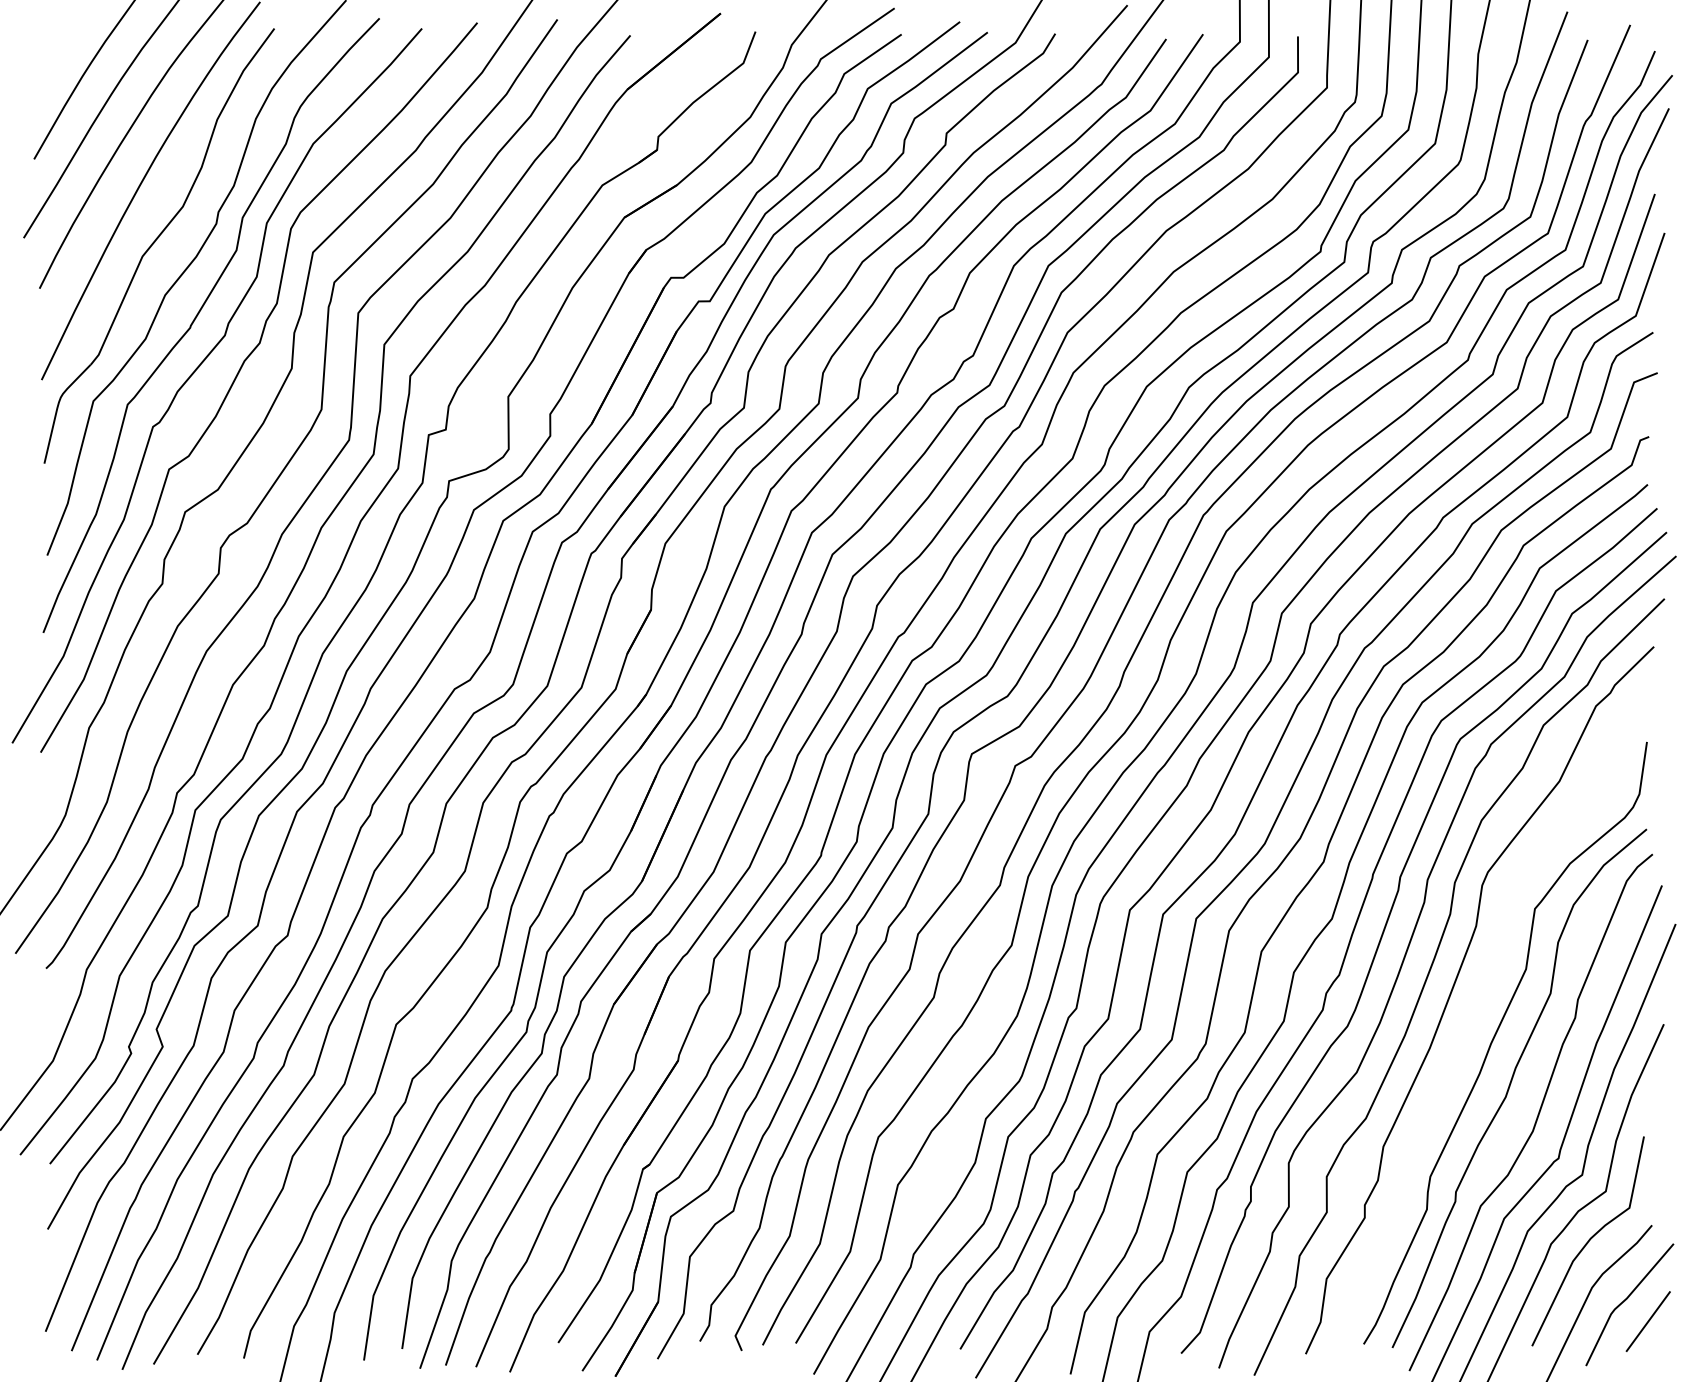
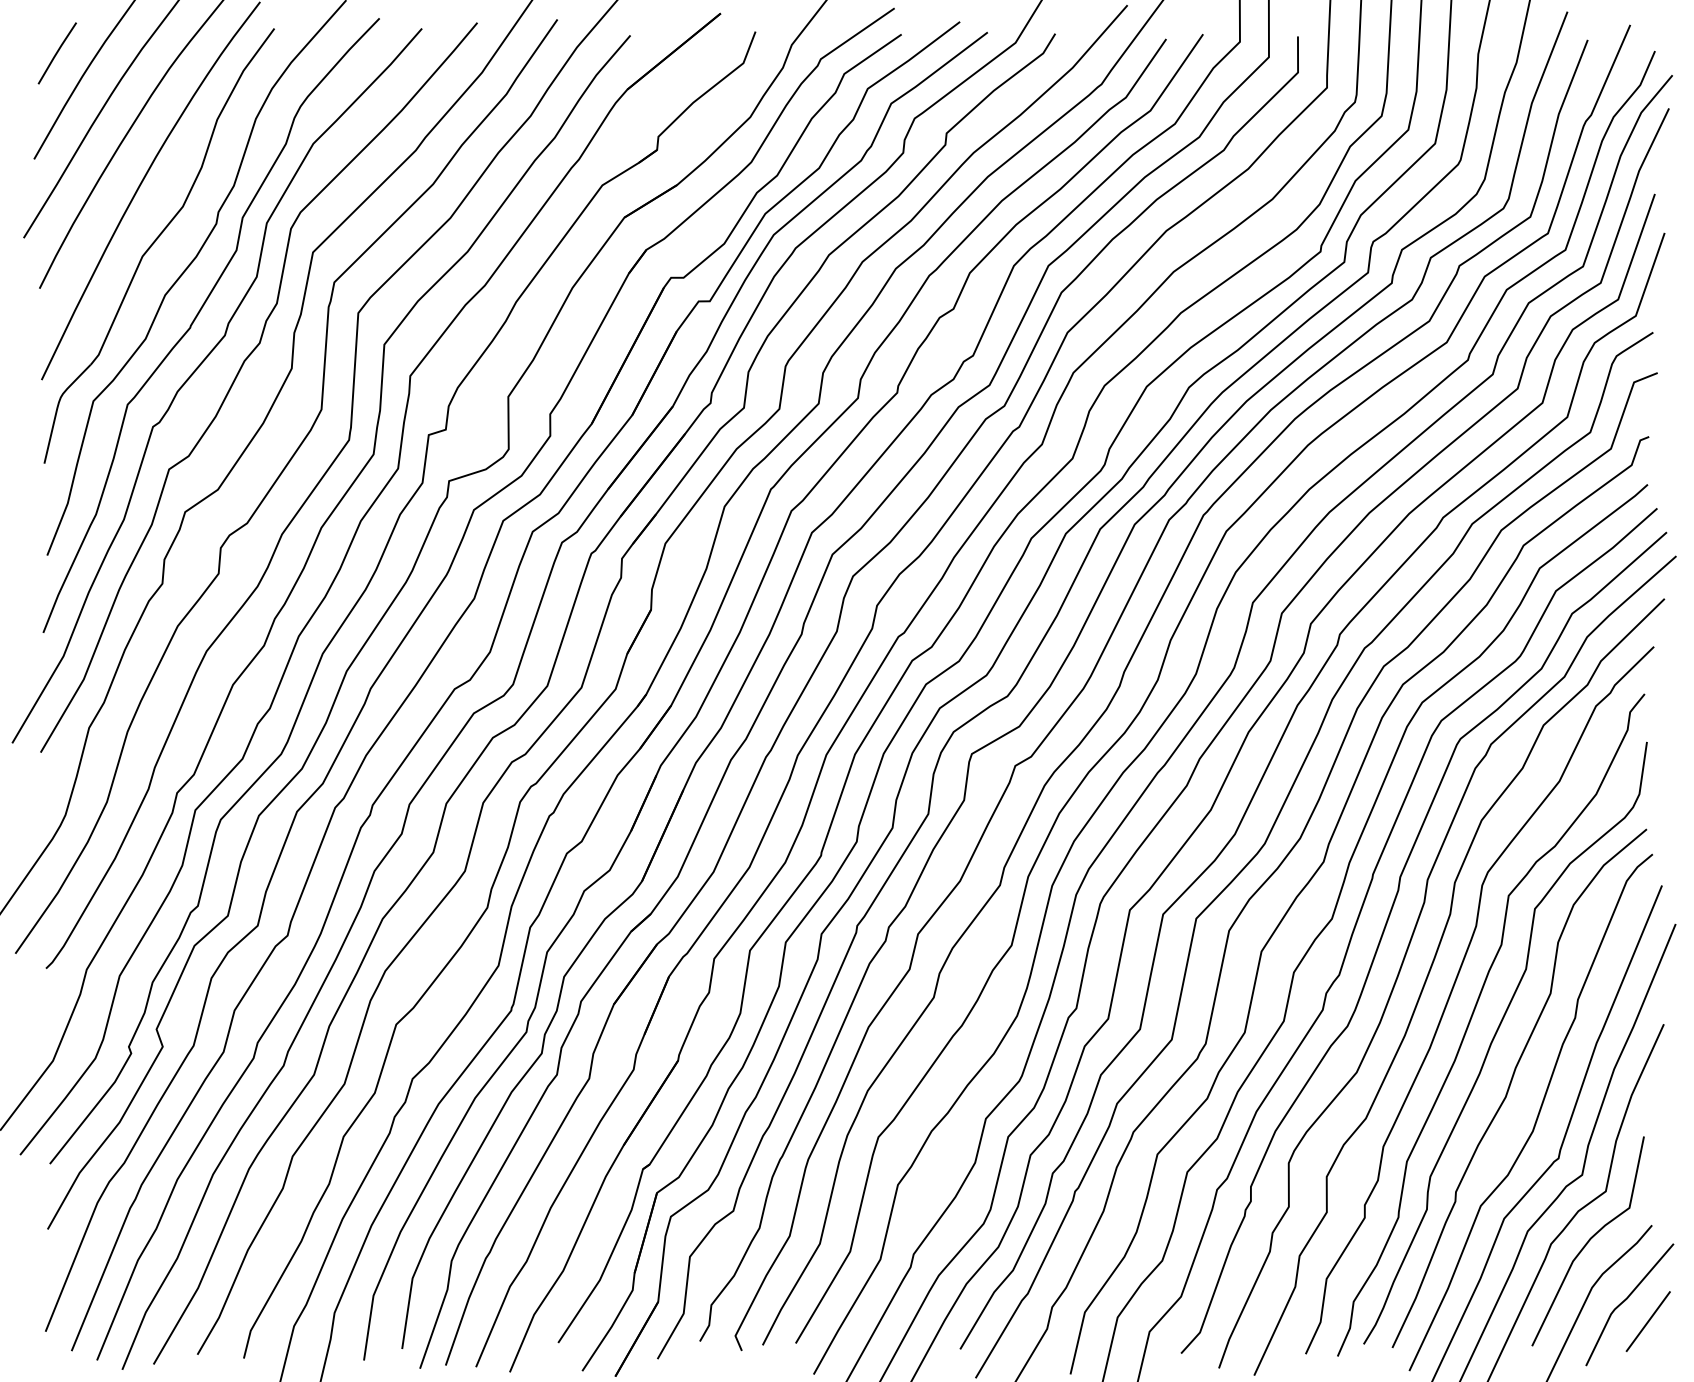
line: none -> present (56, 53)
curve: none -> present (1473, 1015)
